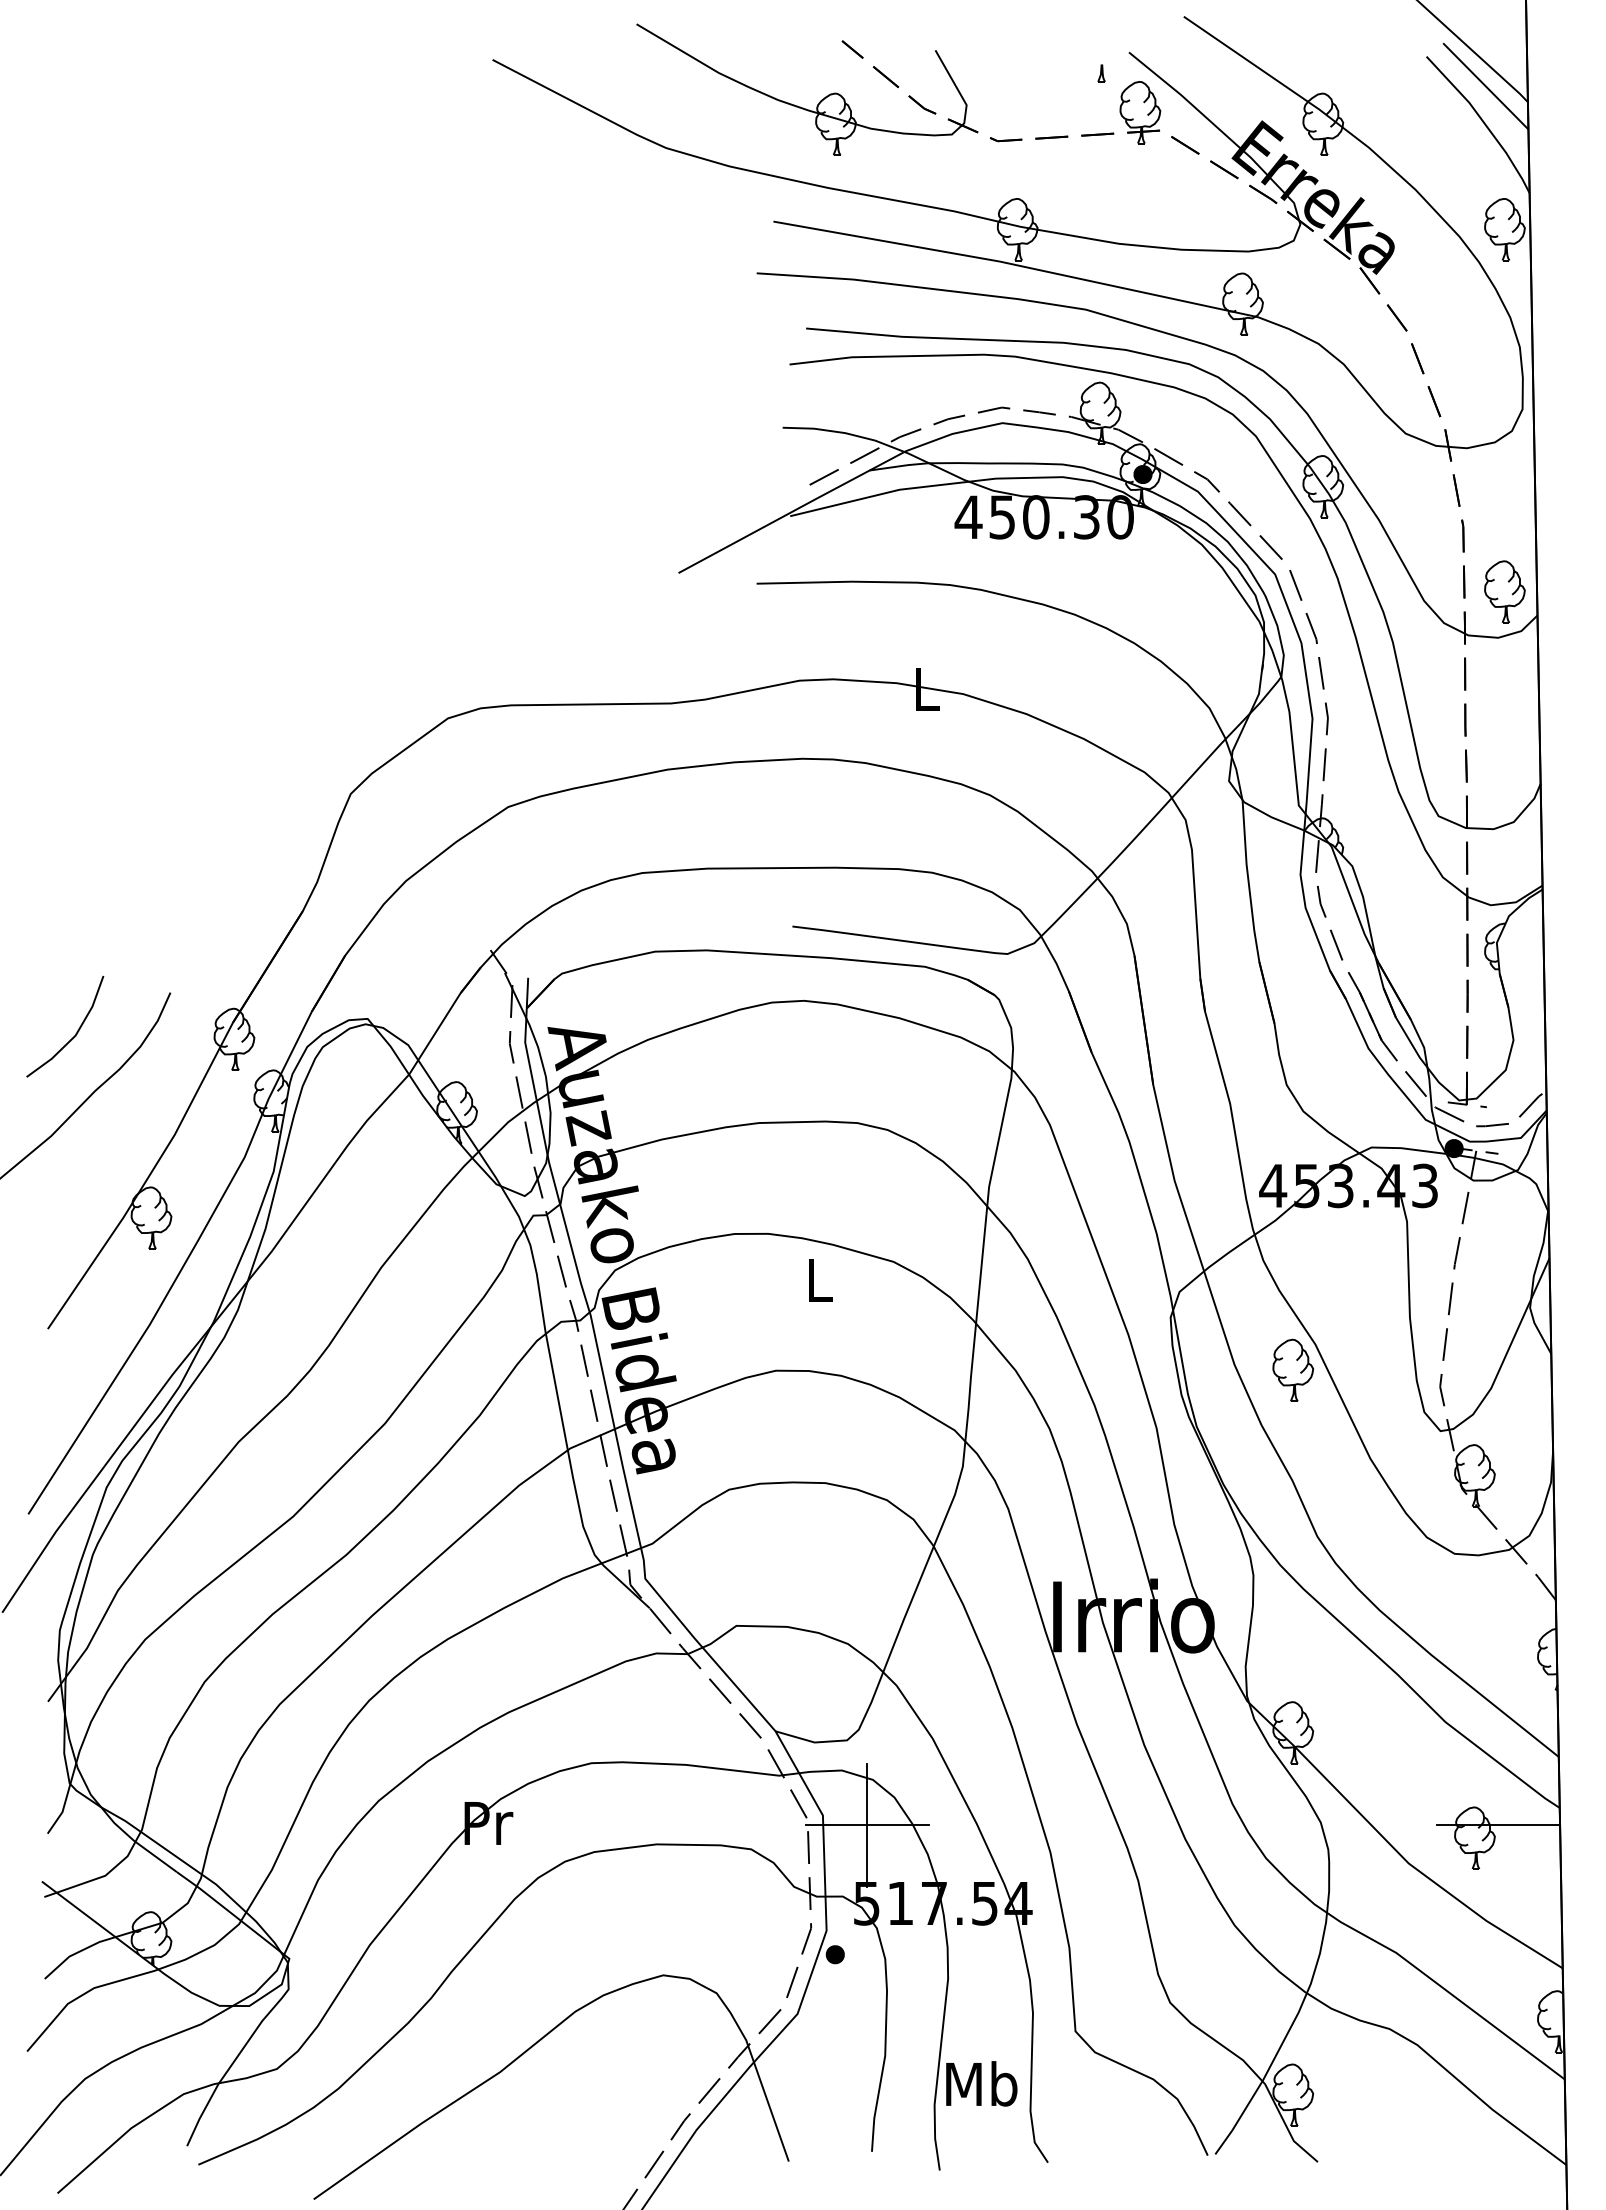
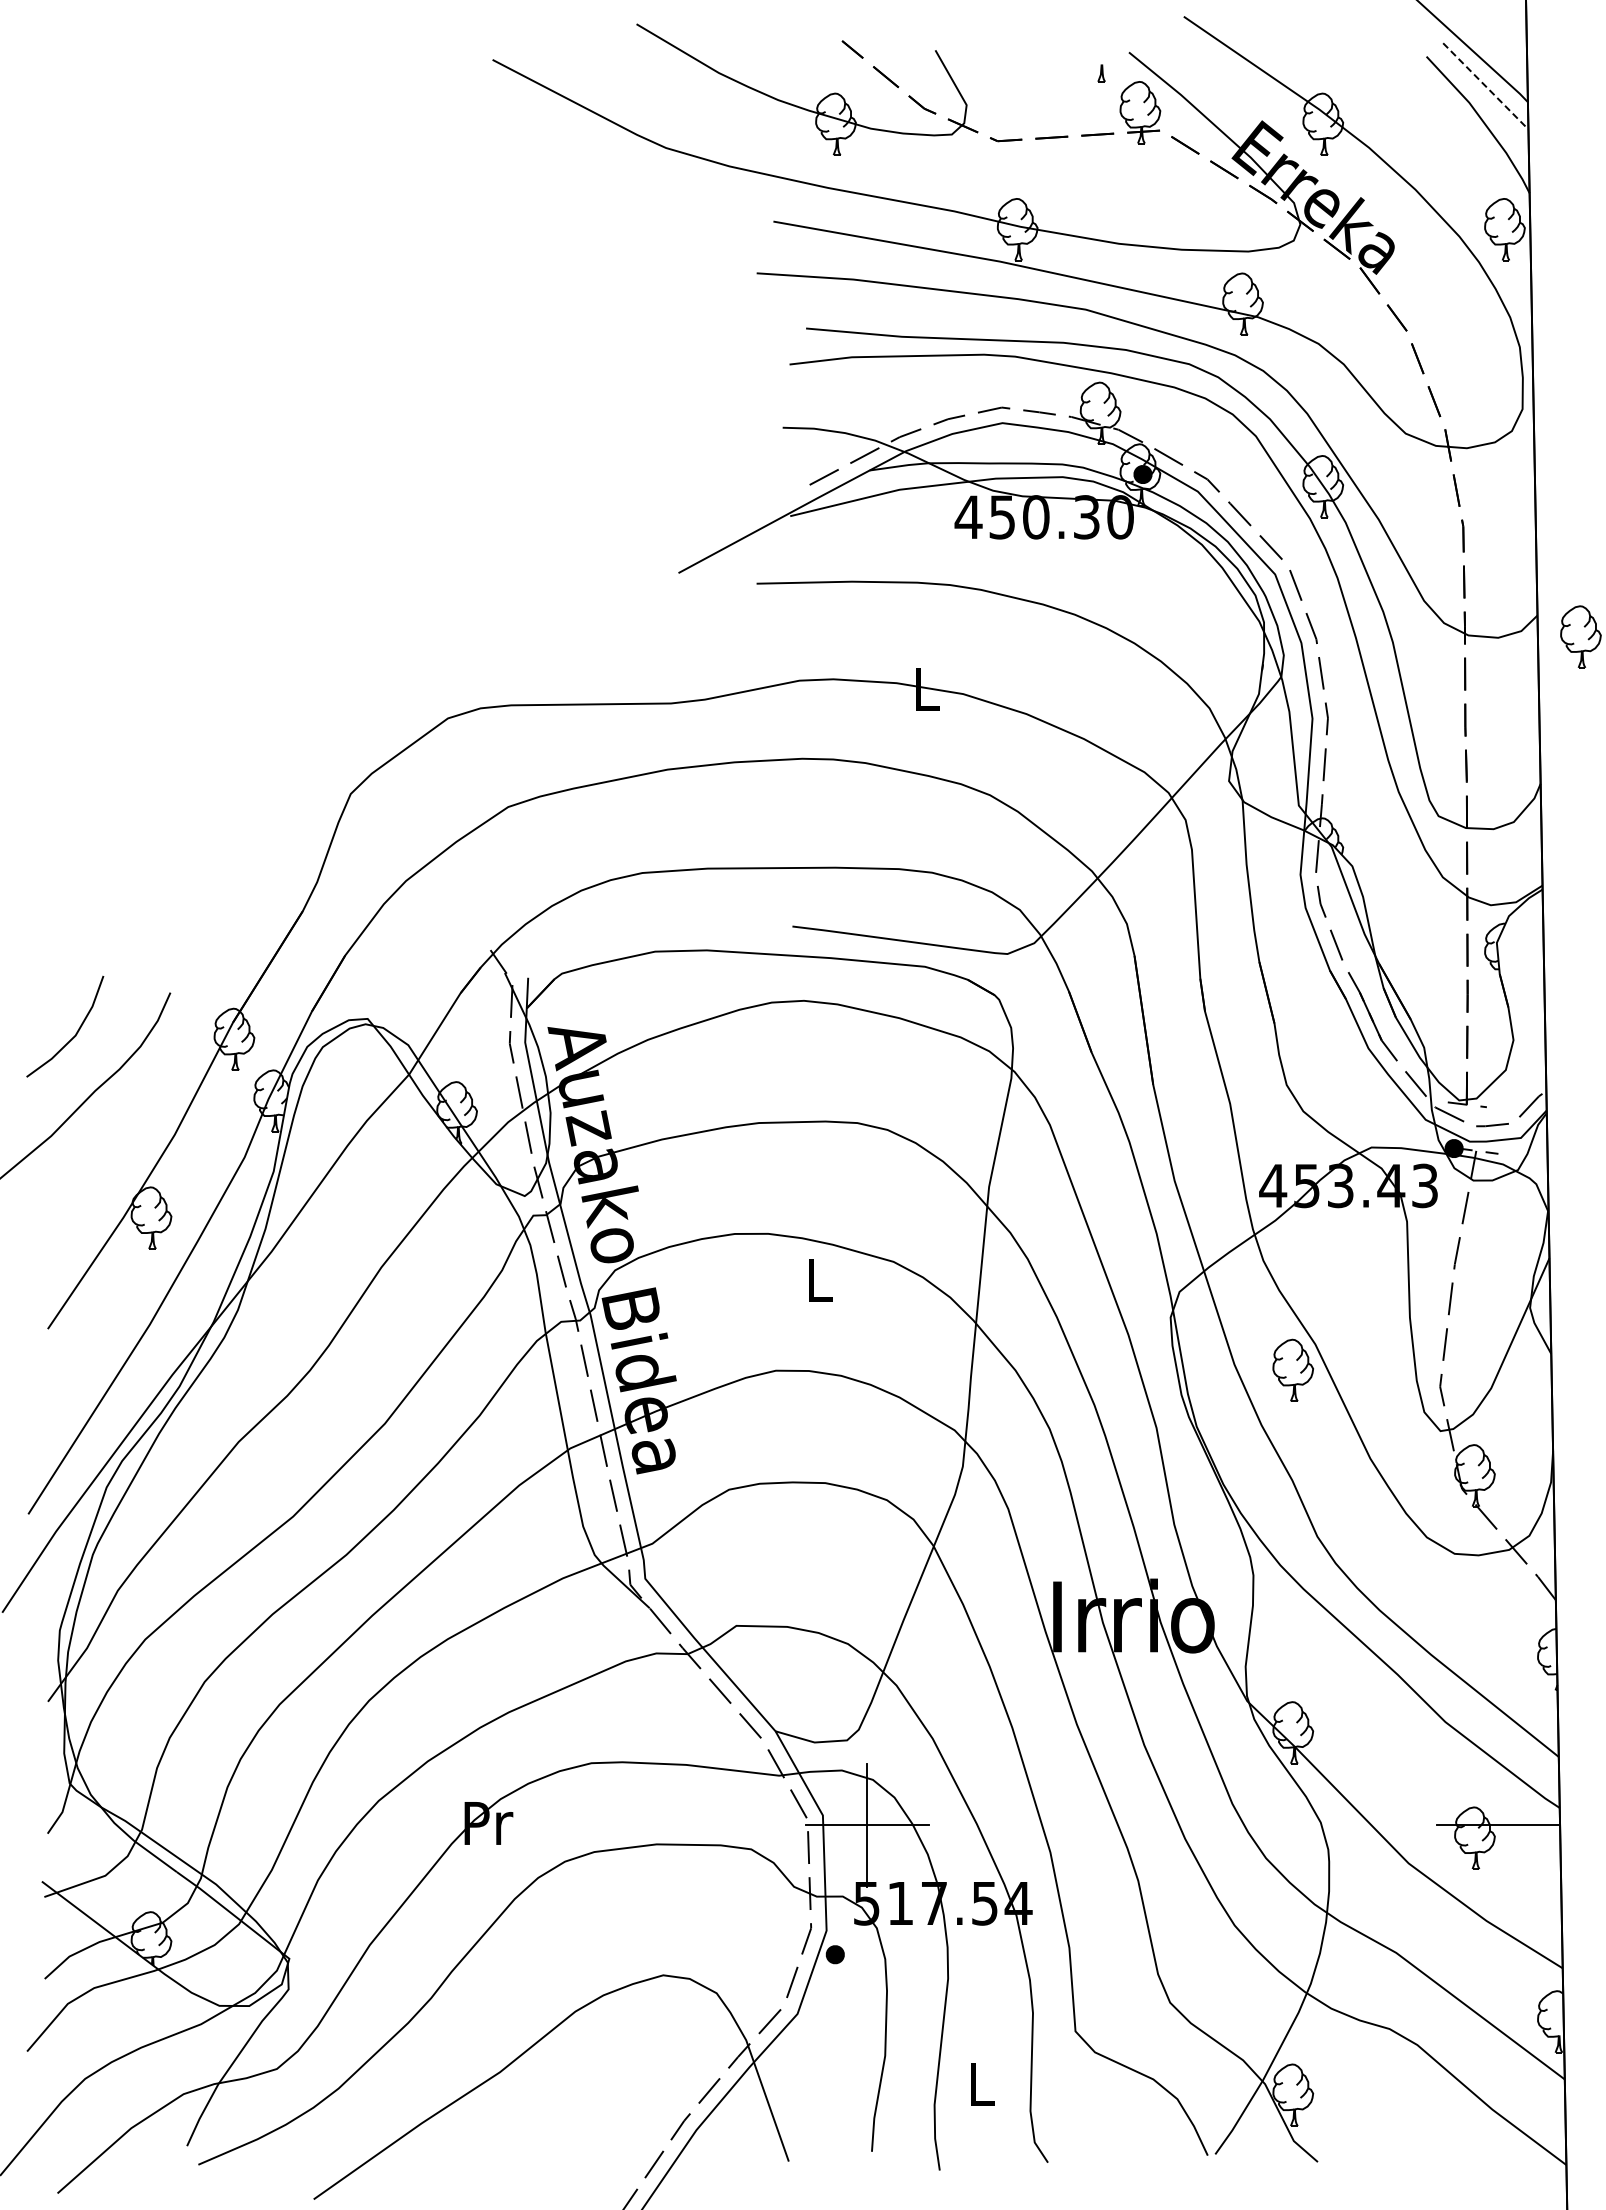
line: solid -> dashed (1485, 86)
part position: (1504, 591) -> (1580, 636) (1580, 636)
text: Mb -> L (981, 2083)
